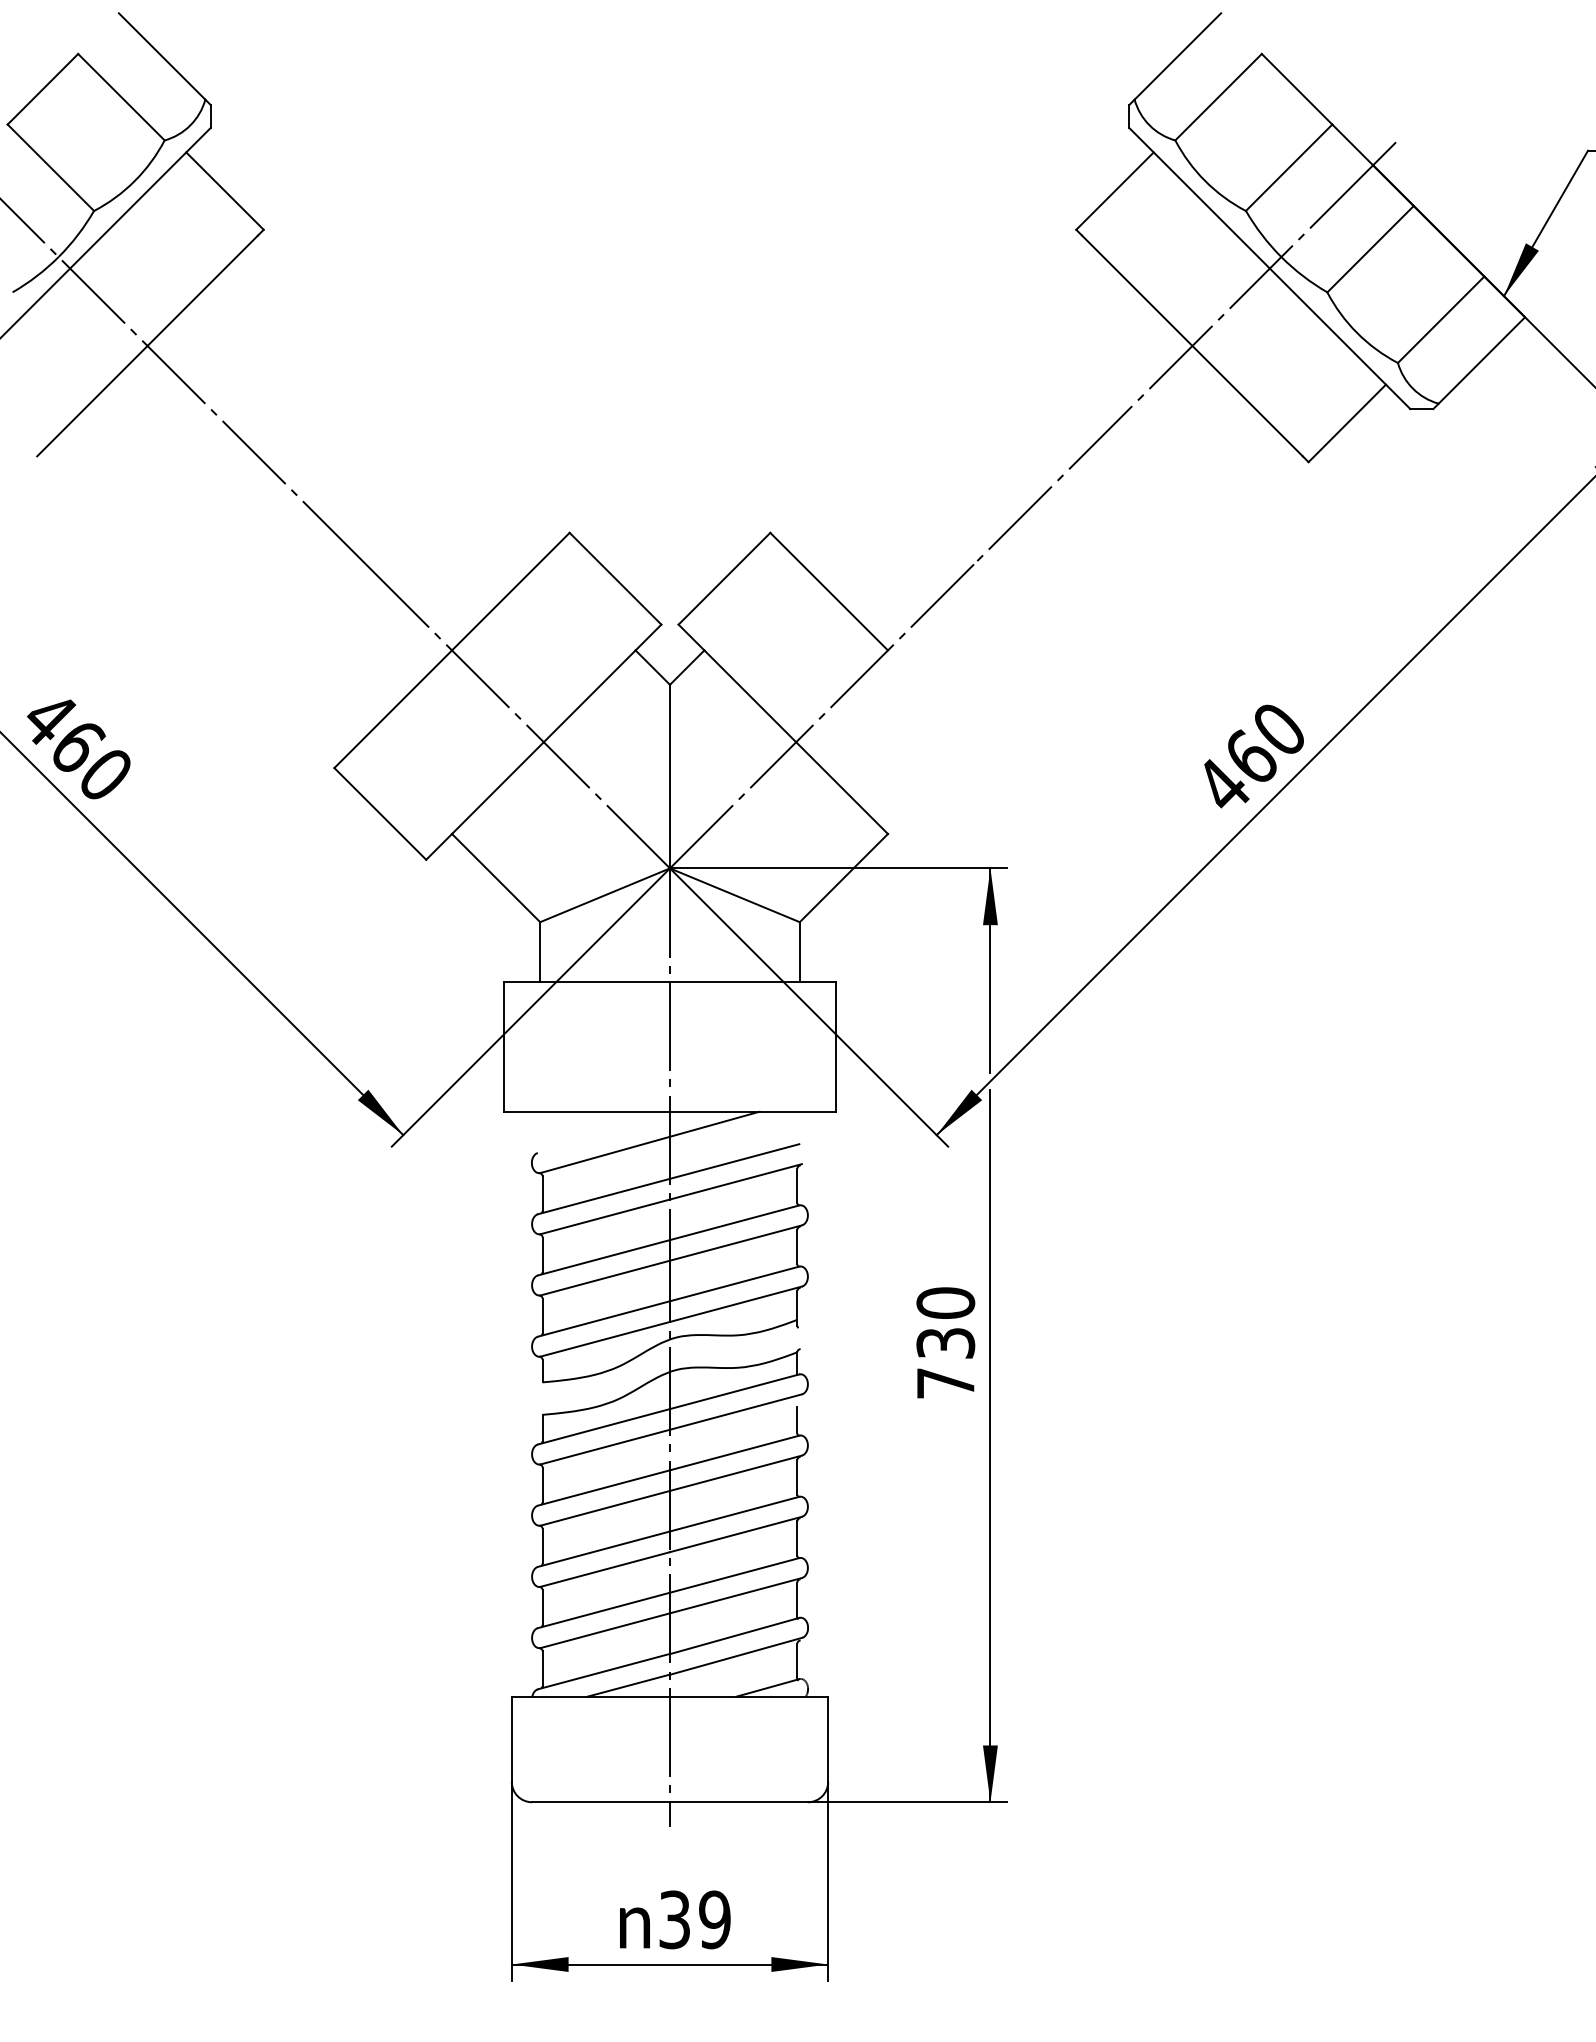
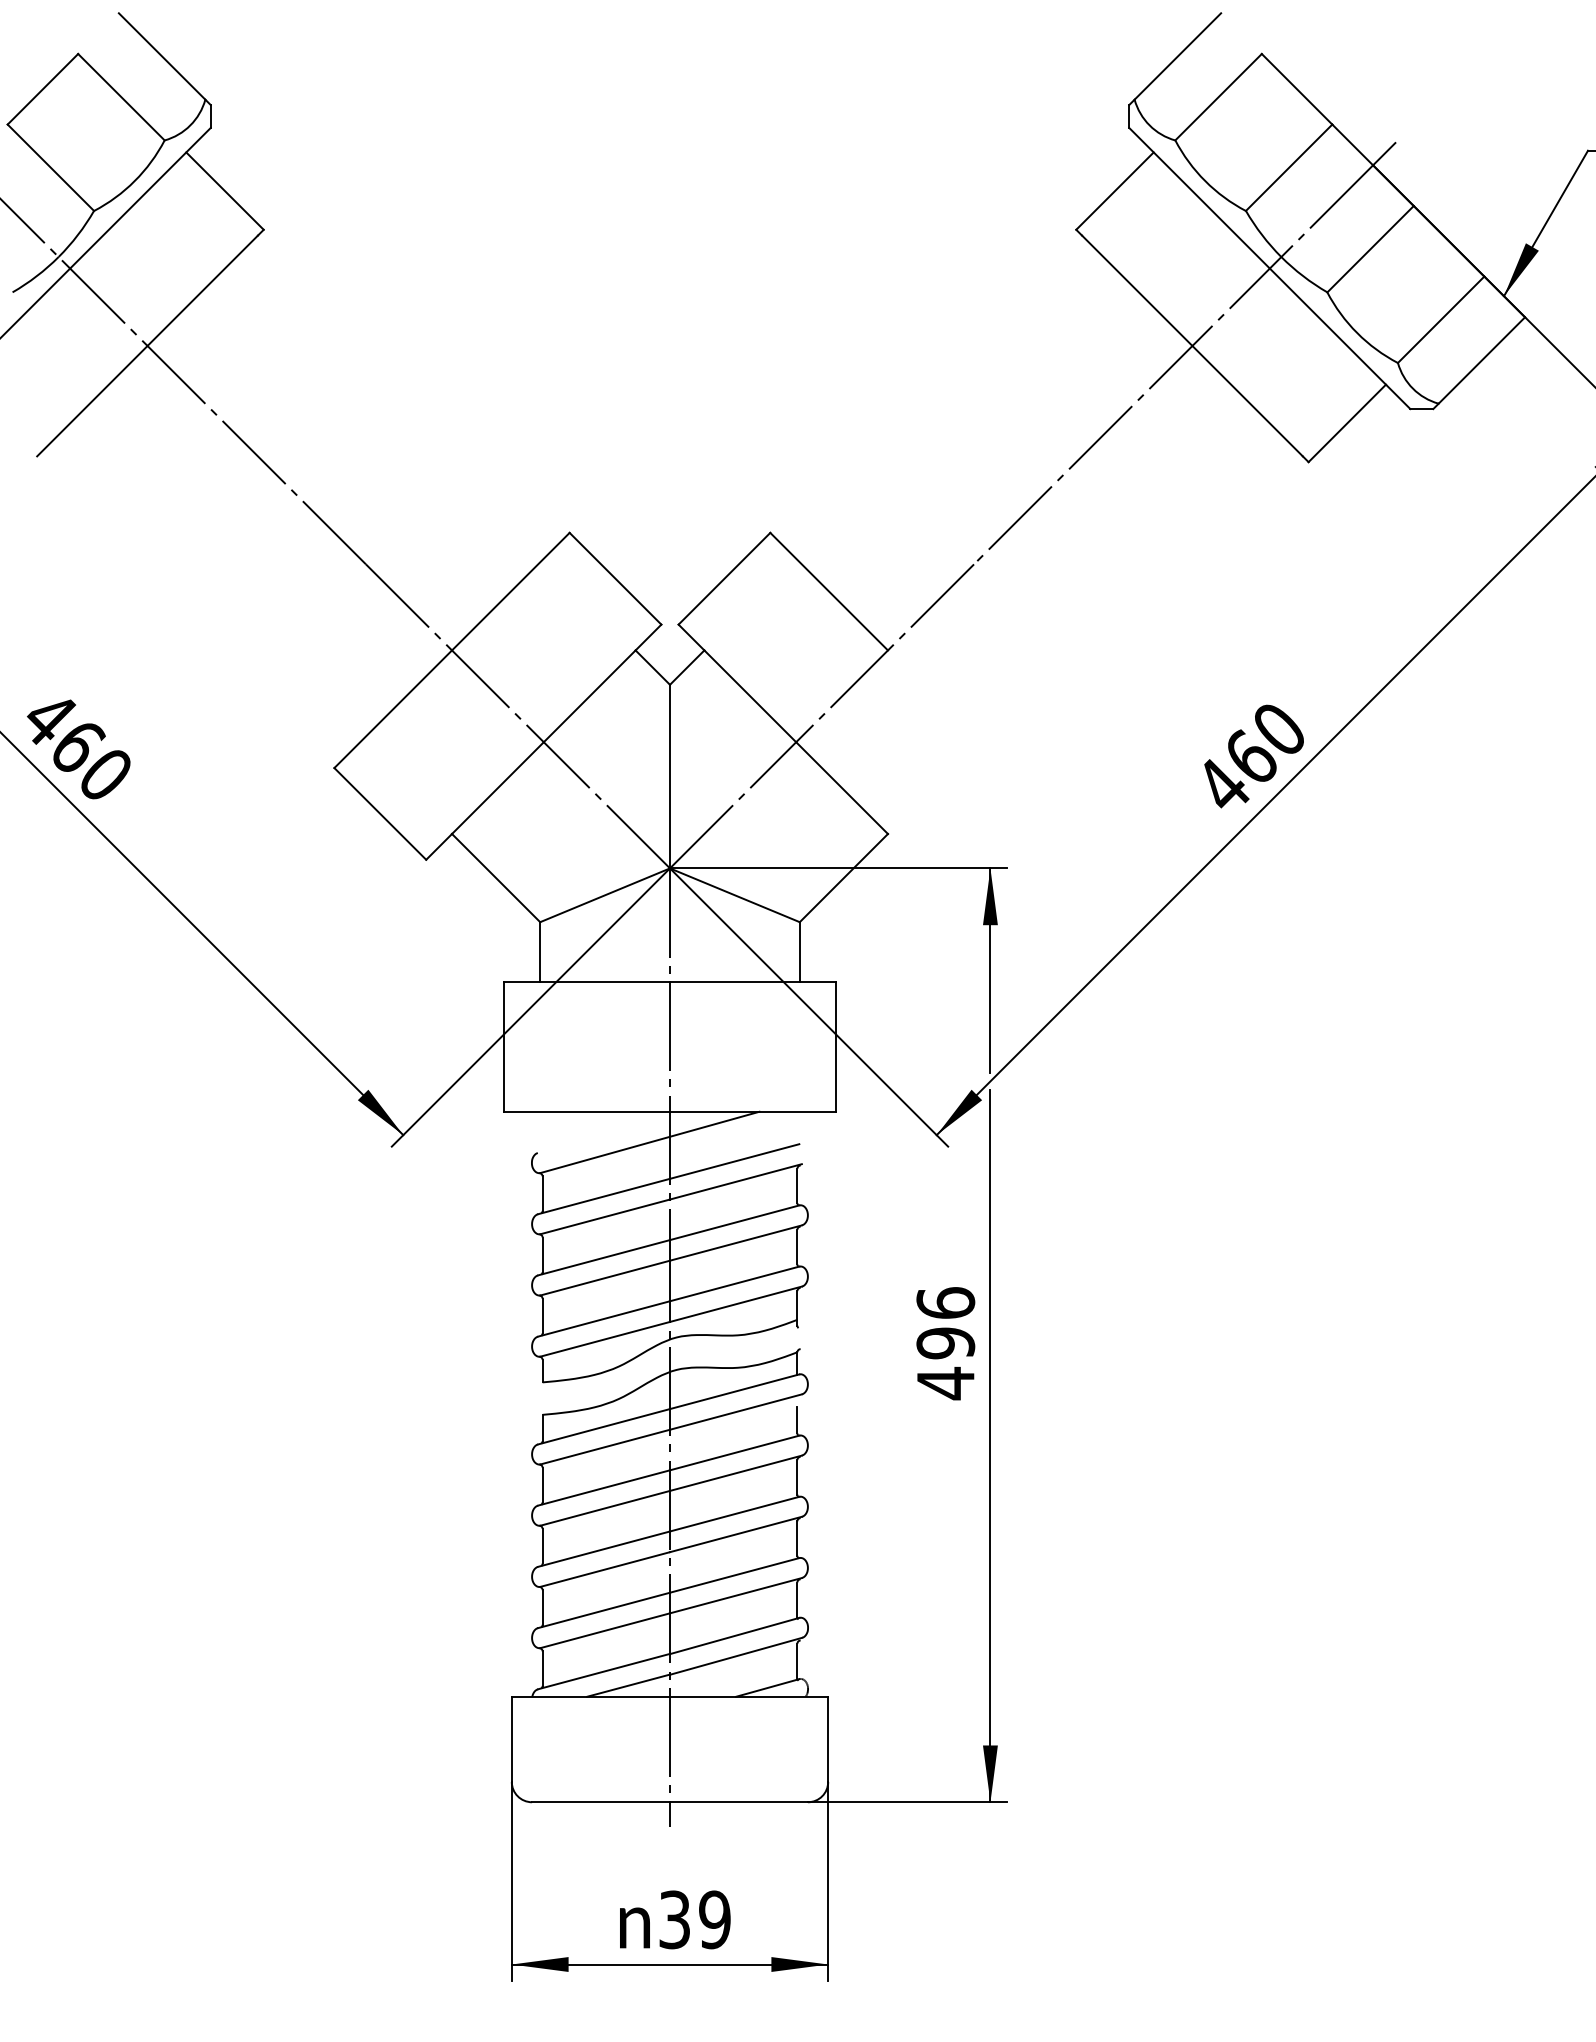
text: 730 -> 496 (945, 1343)
